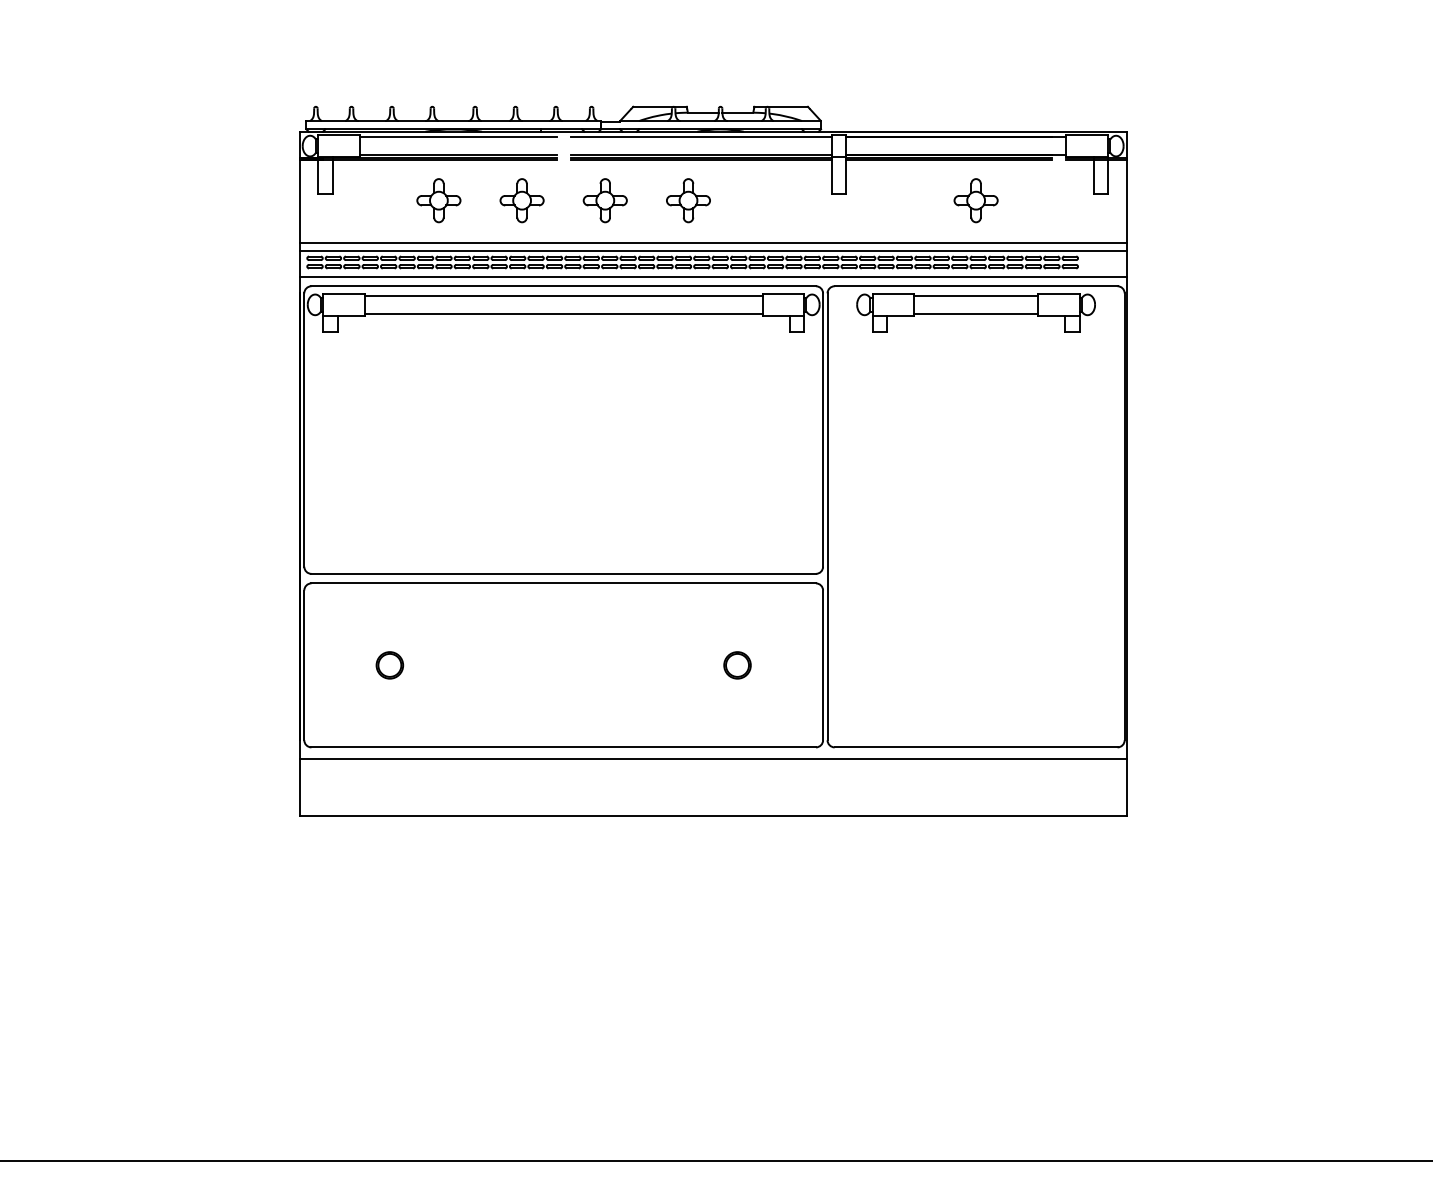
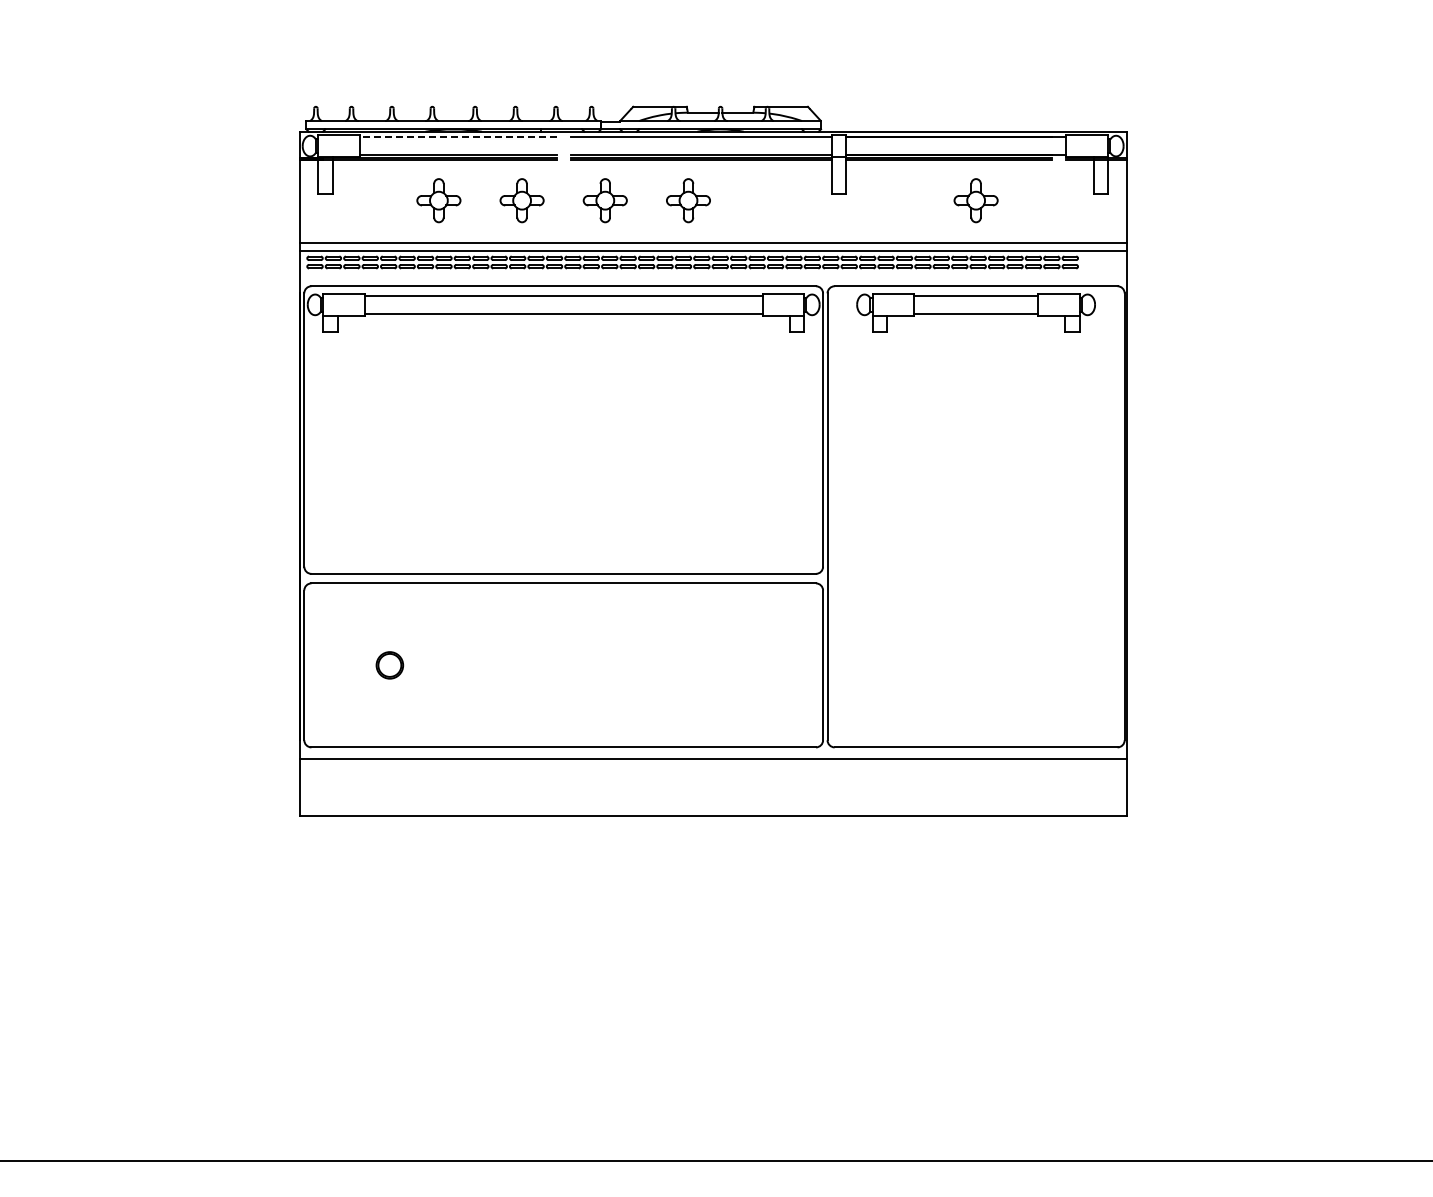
line: solid -> dashed (457, 137)
line: present -> none (713, 276)
circle: present -> none (737, 665)
